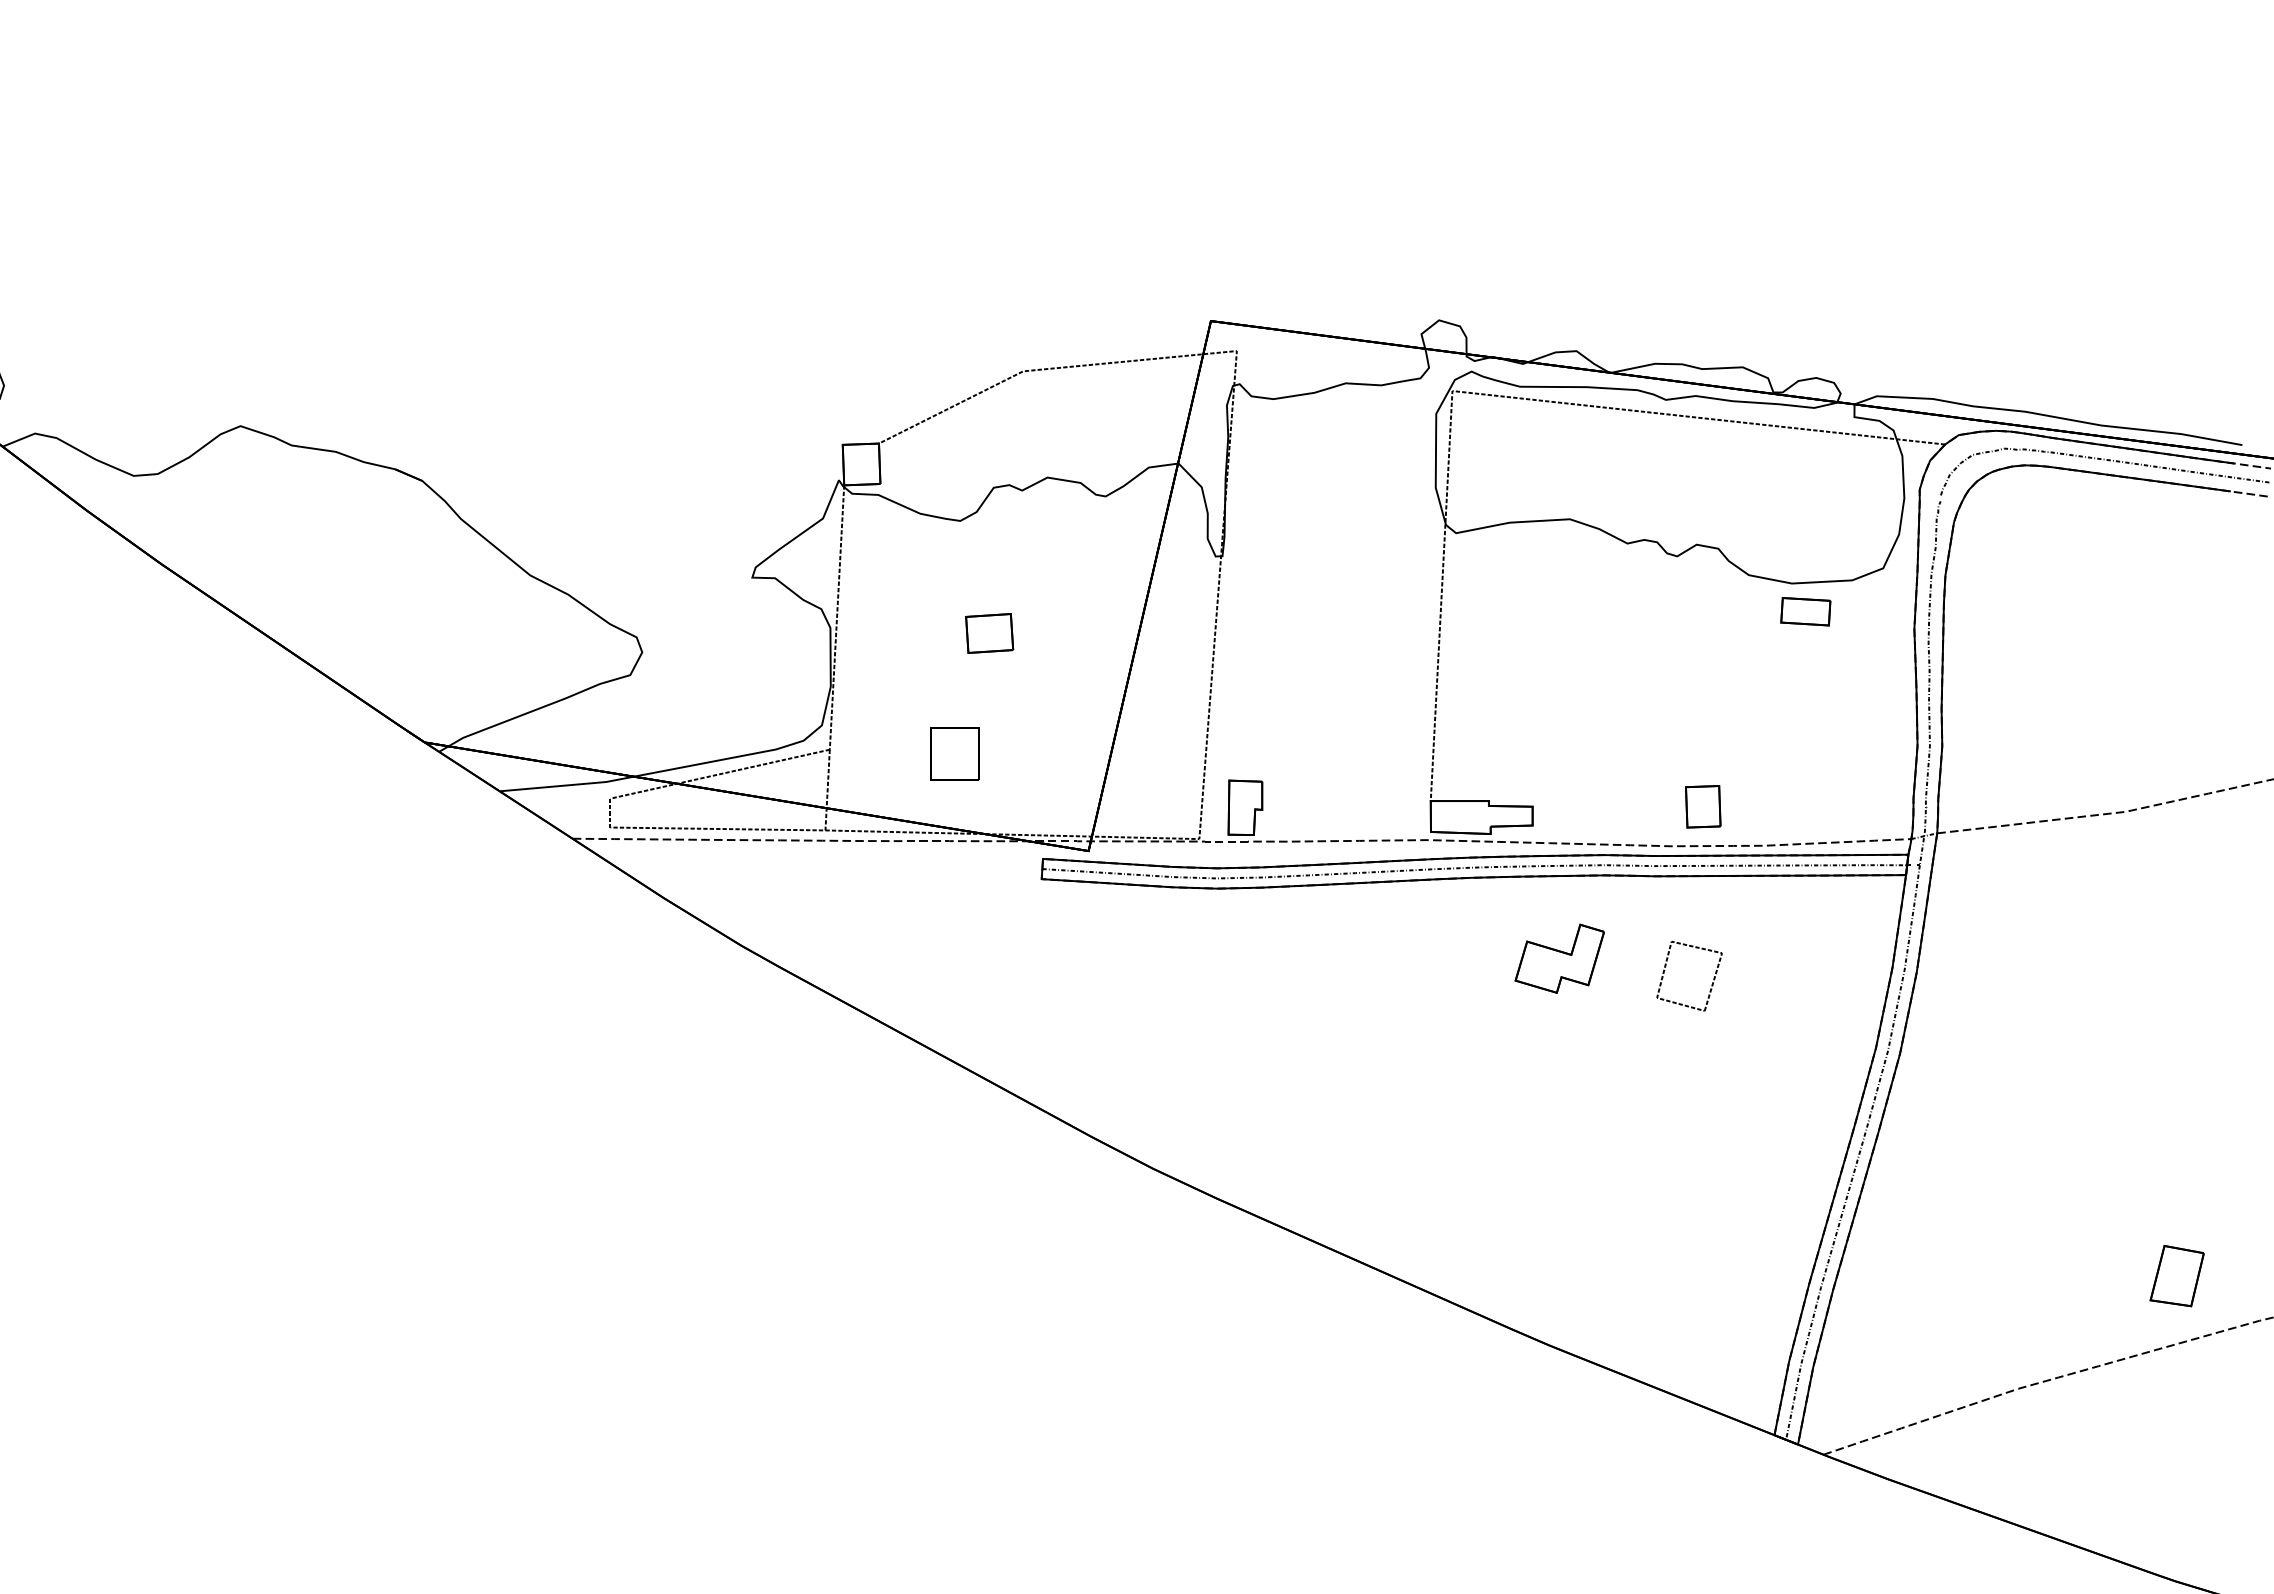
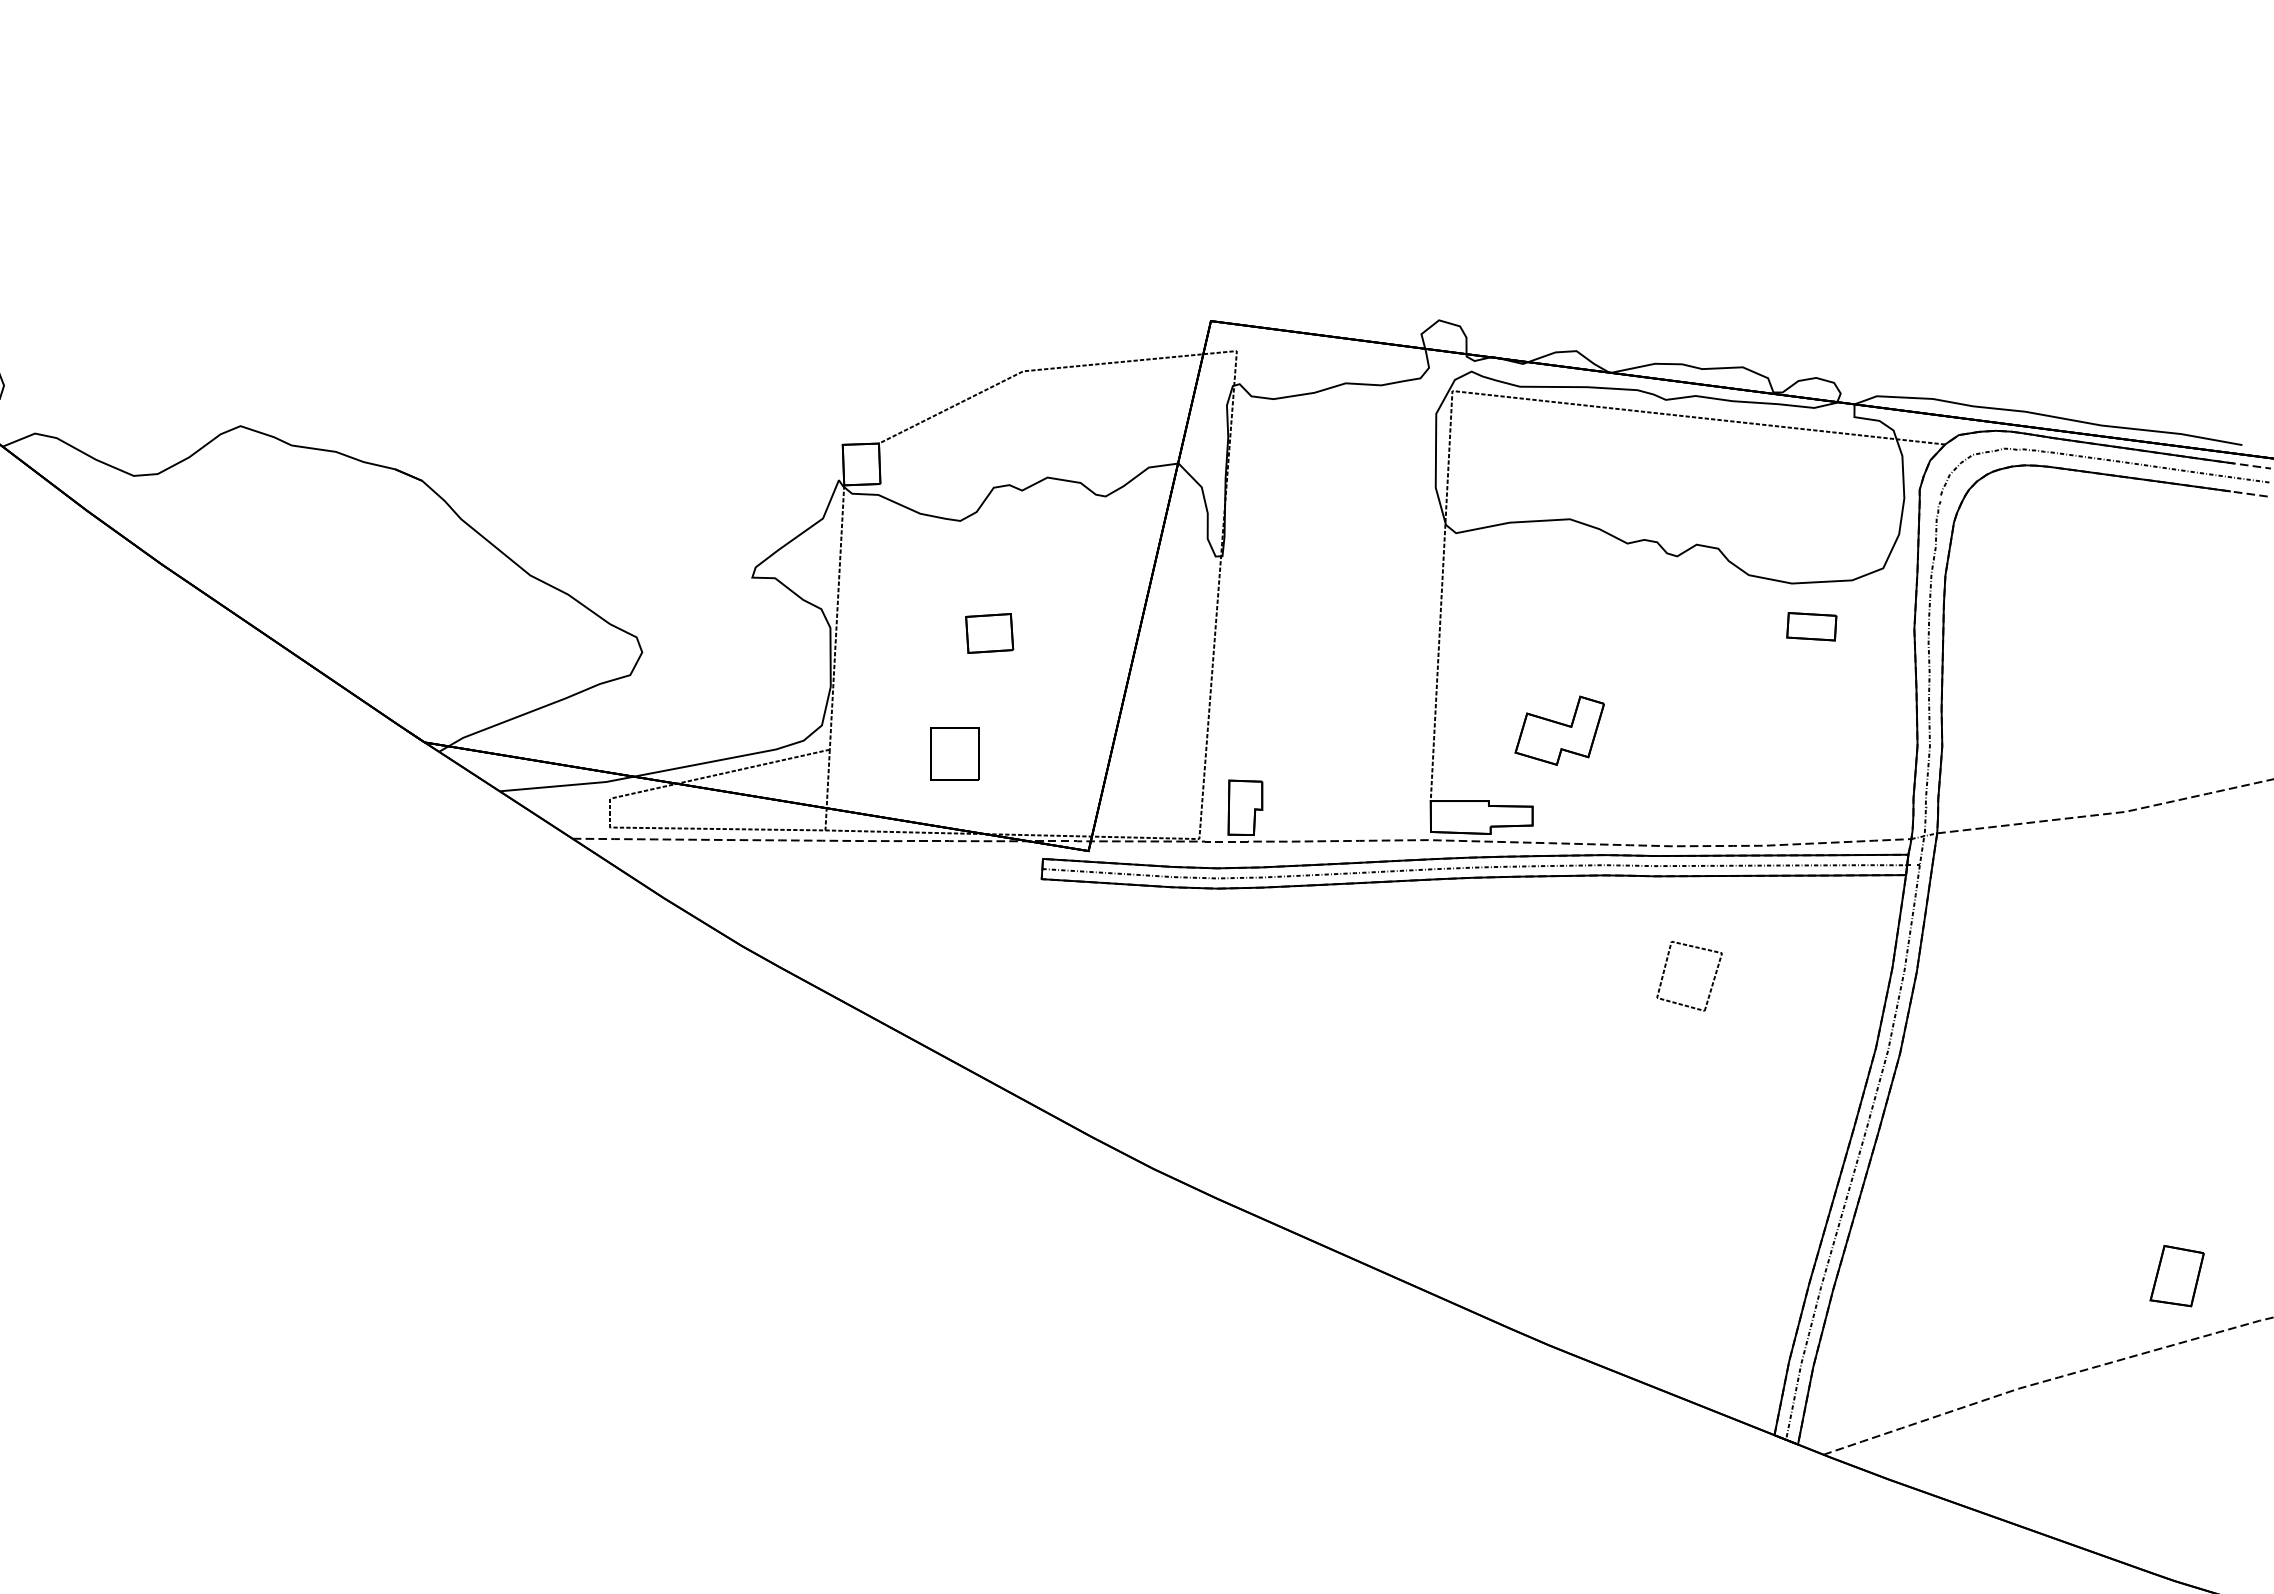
part position: (1805, 611) -> (1811, 626) (1811, 626)
part: present -> none (1703, 806)
part position: (1559, 958) -> (1559, 730) (1559, 730)
